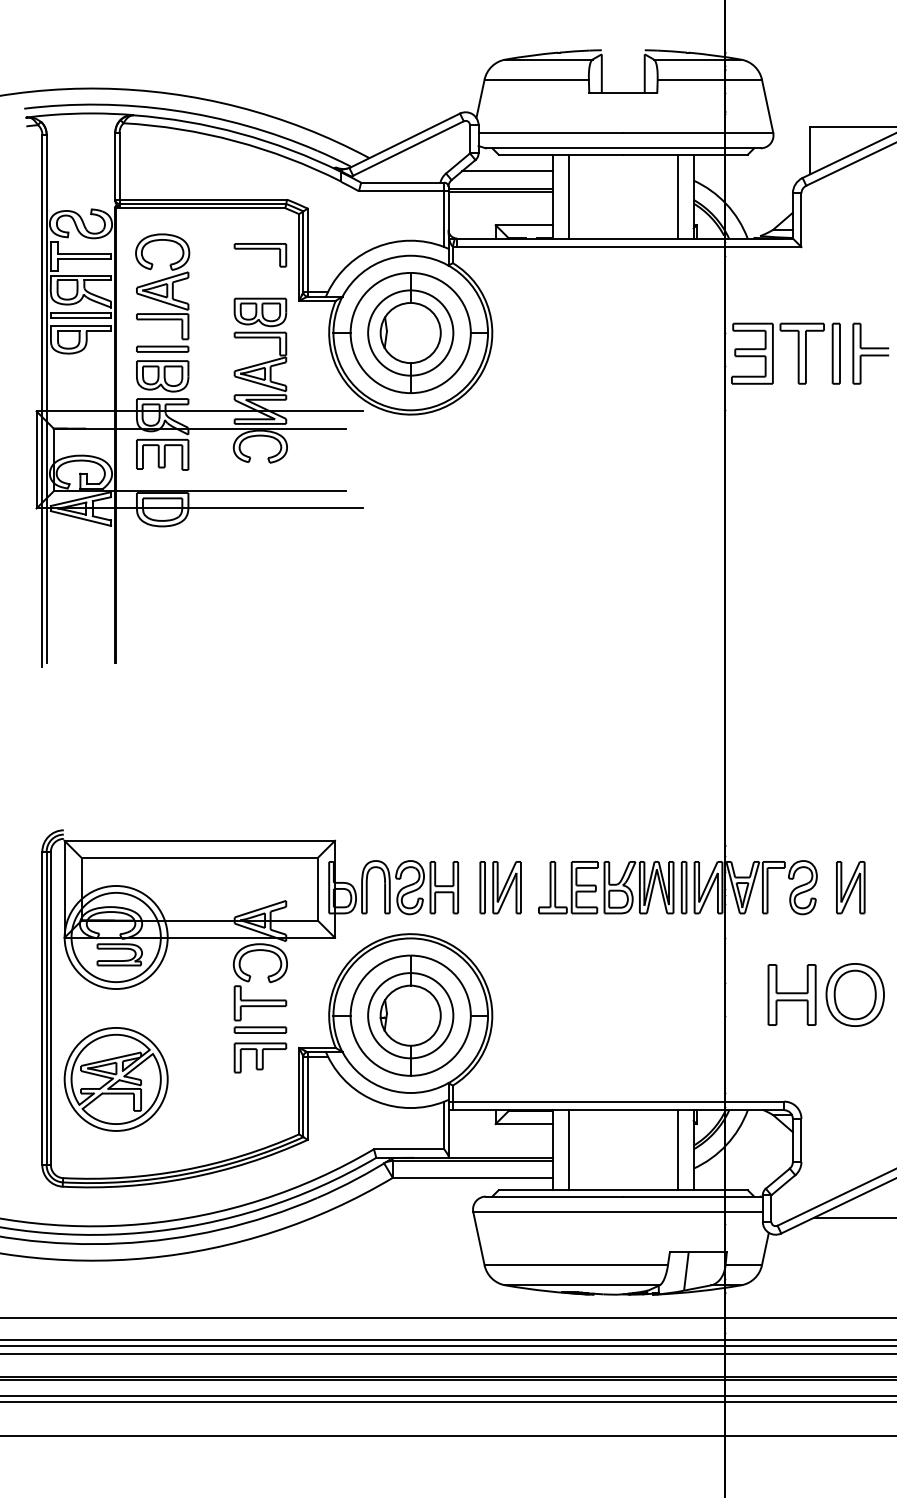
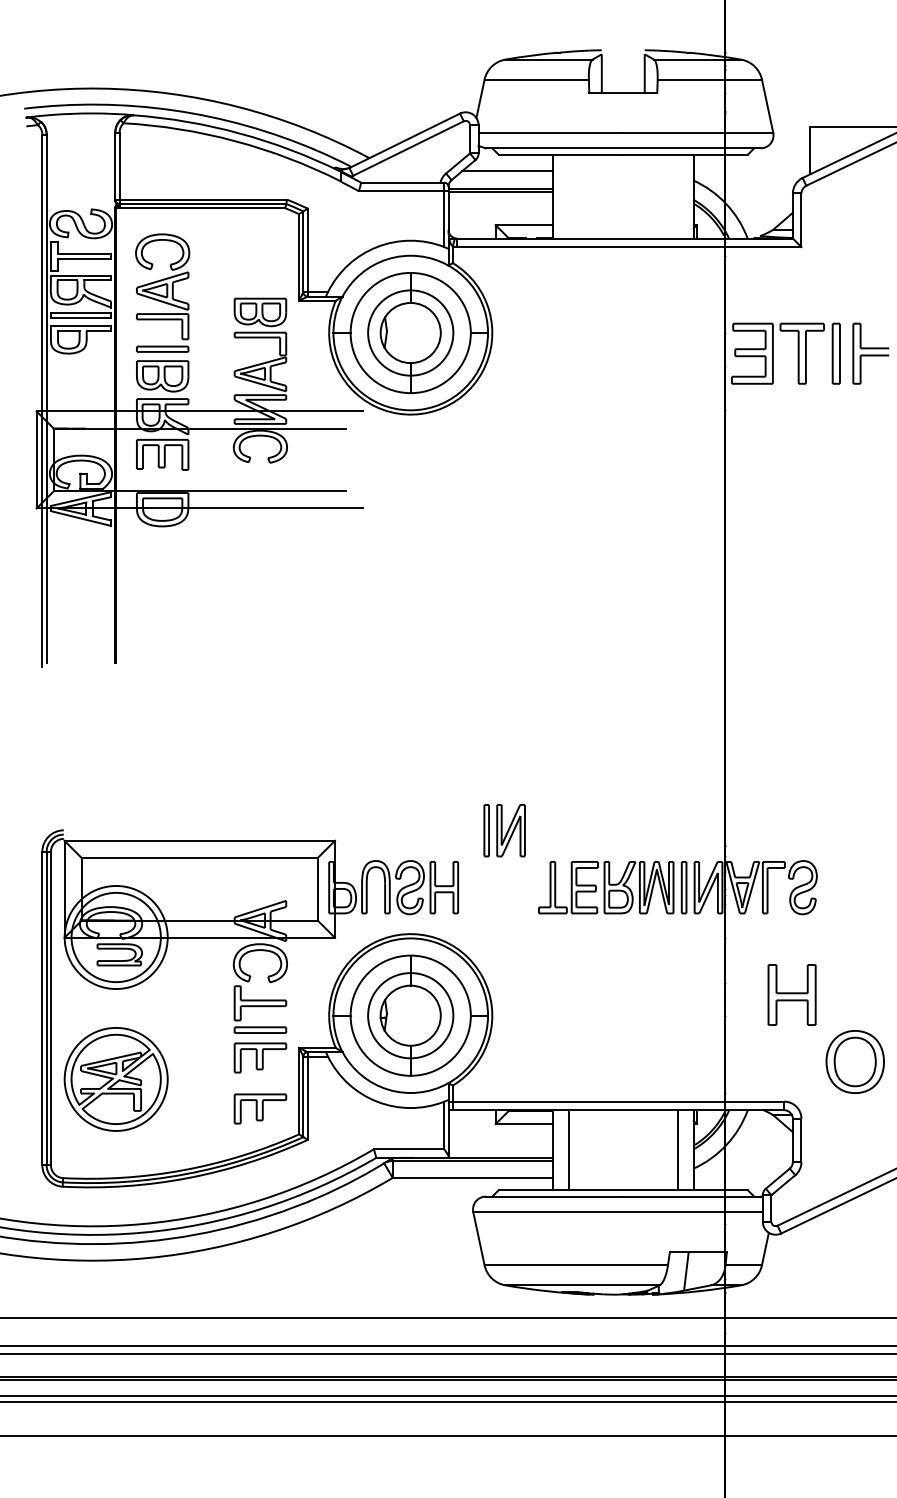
line: present -> none (568, 196)
line: present -> none (677, 196)
part: present -> none (260, 255)
part position: (500, 887) -> (504, 830) (504, 830)
part: present -> none (850, 887)
part position: (854, 994) -> (854, 1061) (854, 1061)
part: none -> present (260, 1108)
line: present -> none (853, 1217)
line: present -> none (447, 1339)
